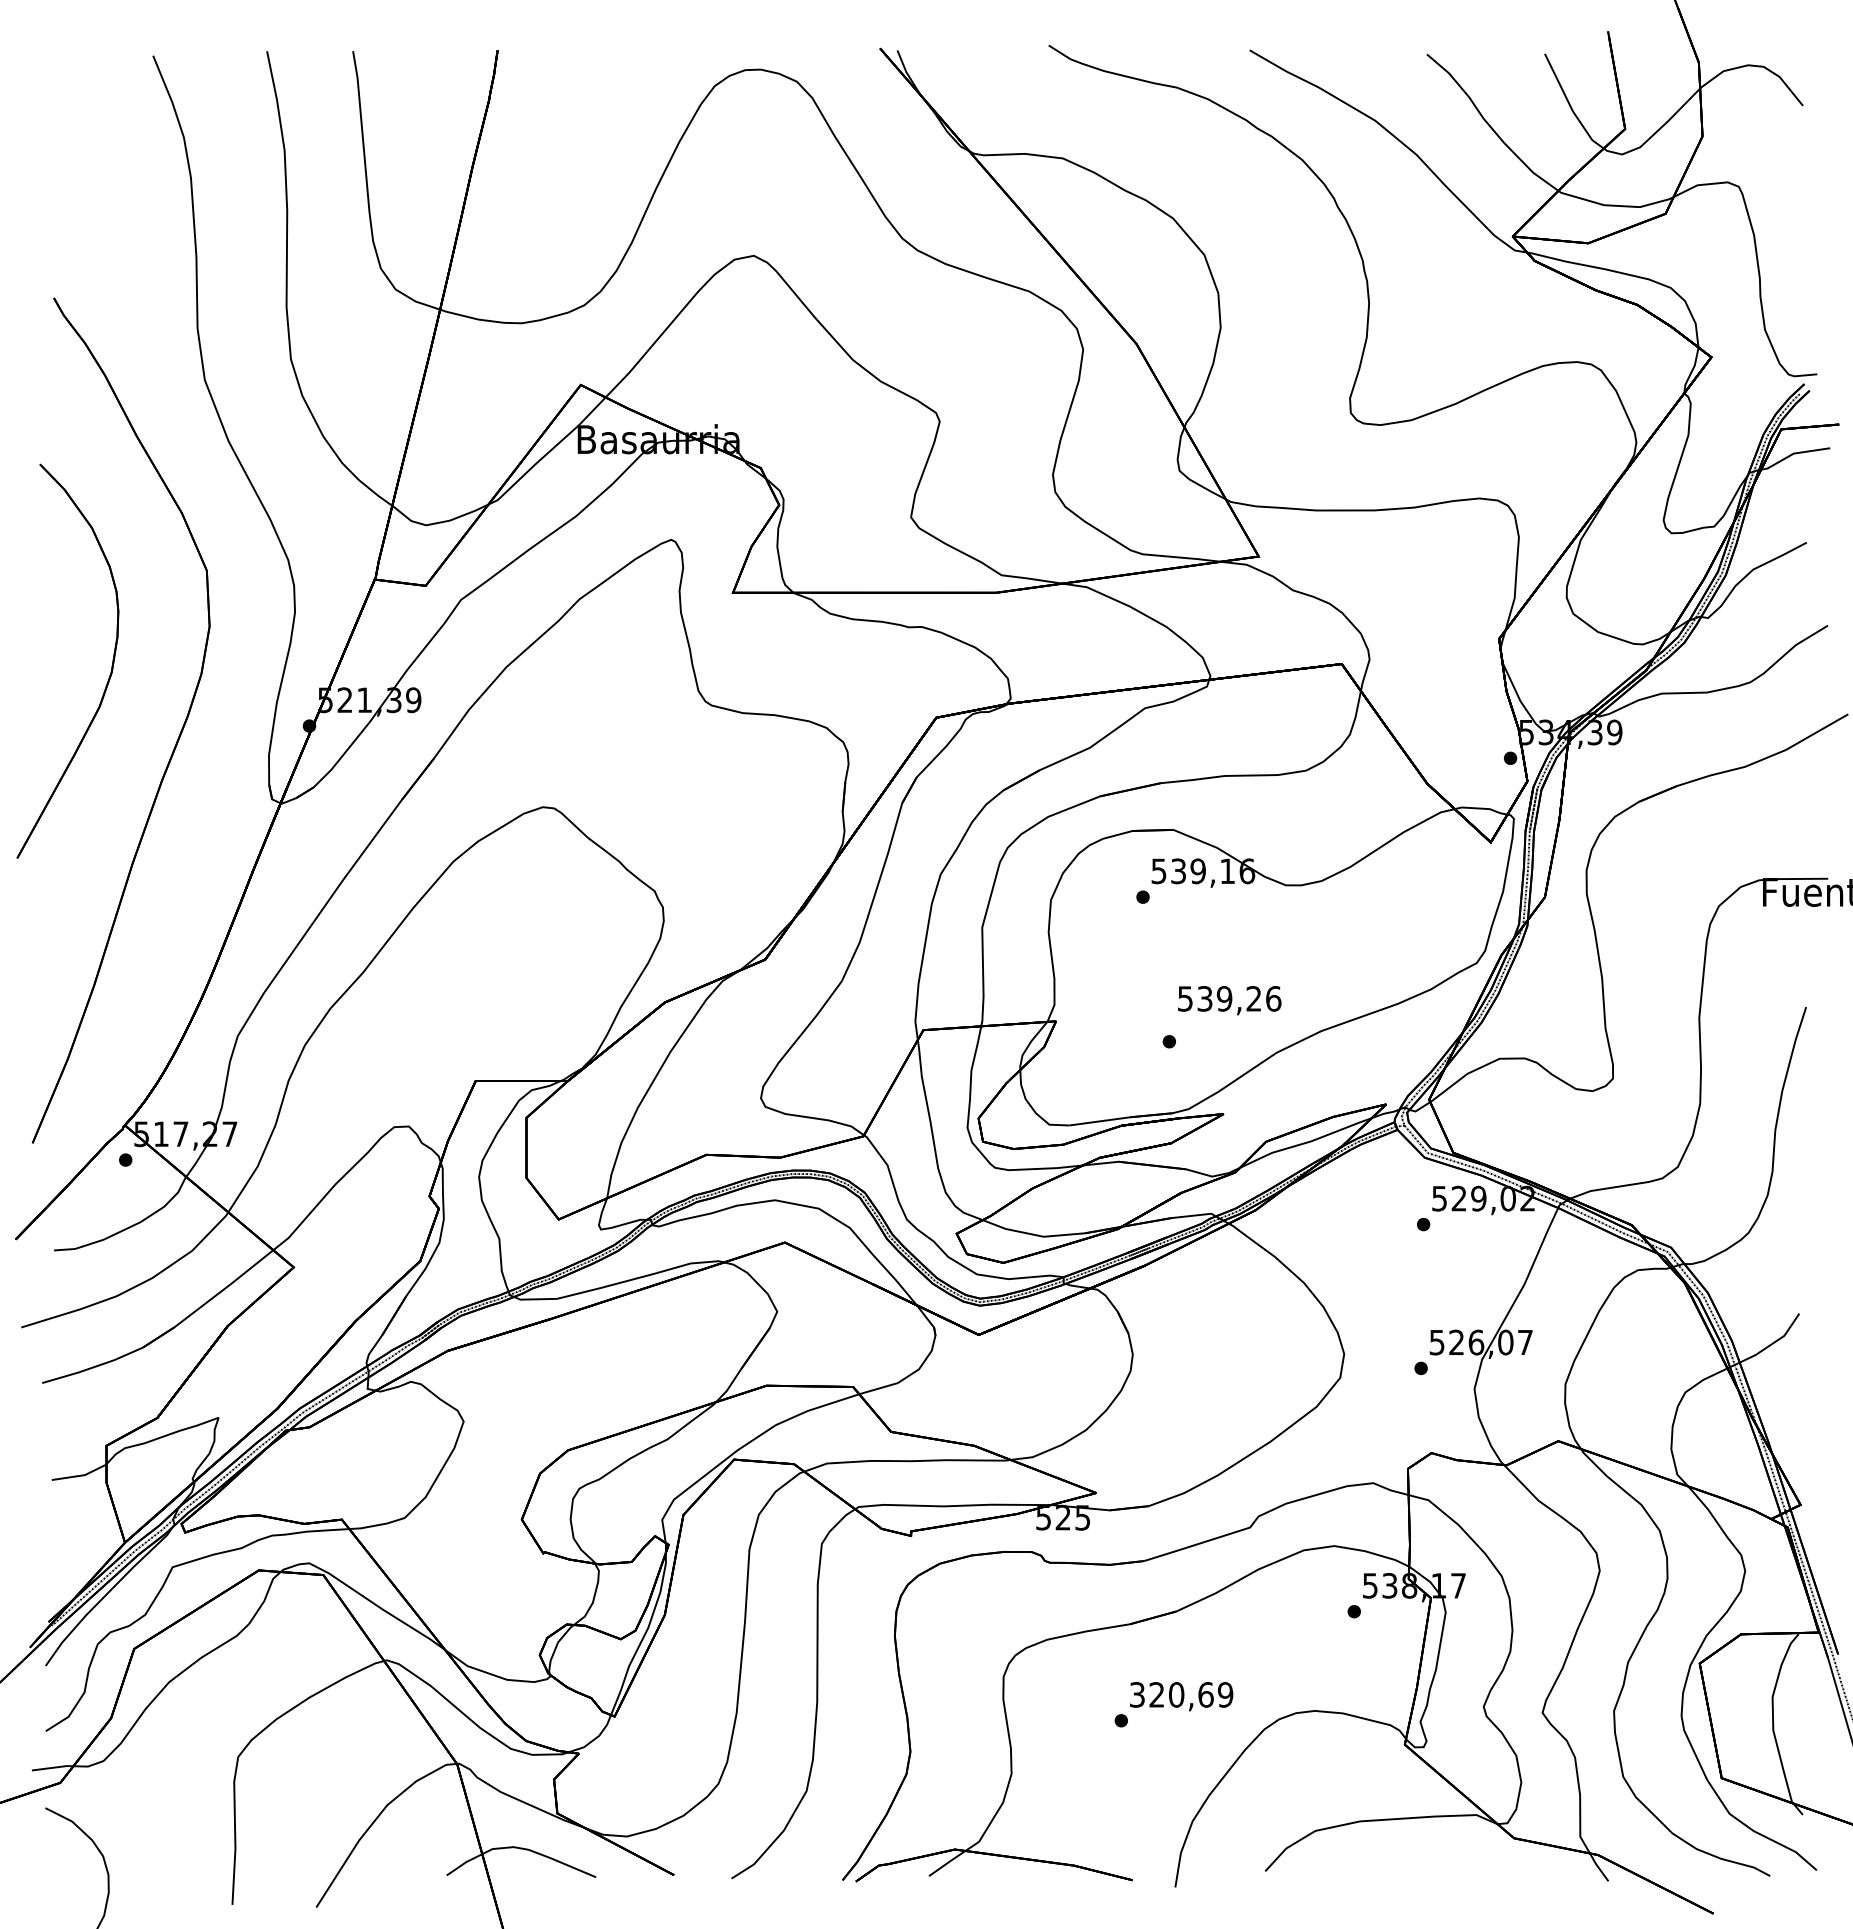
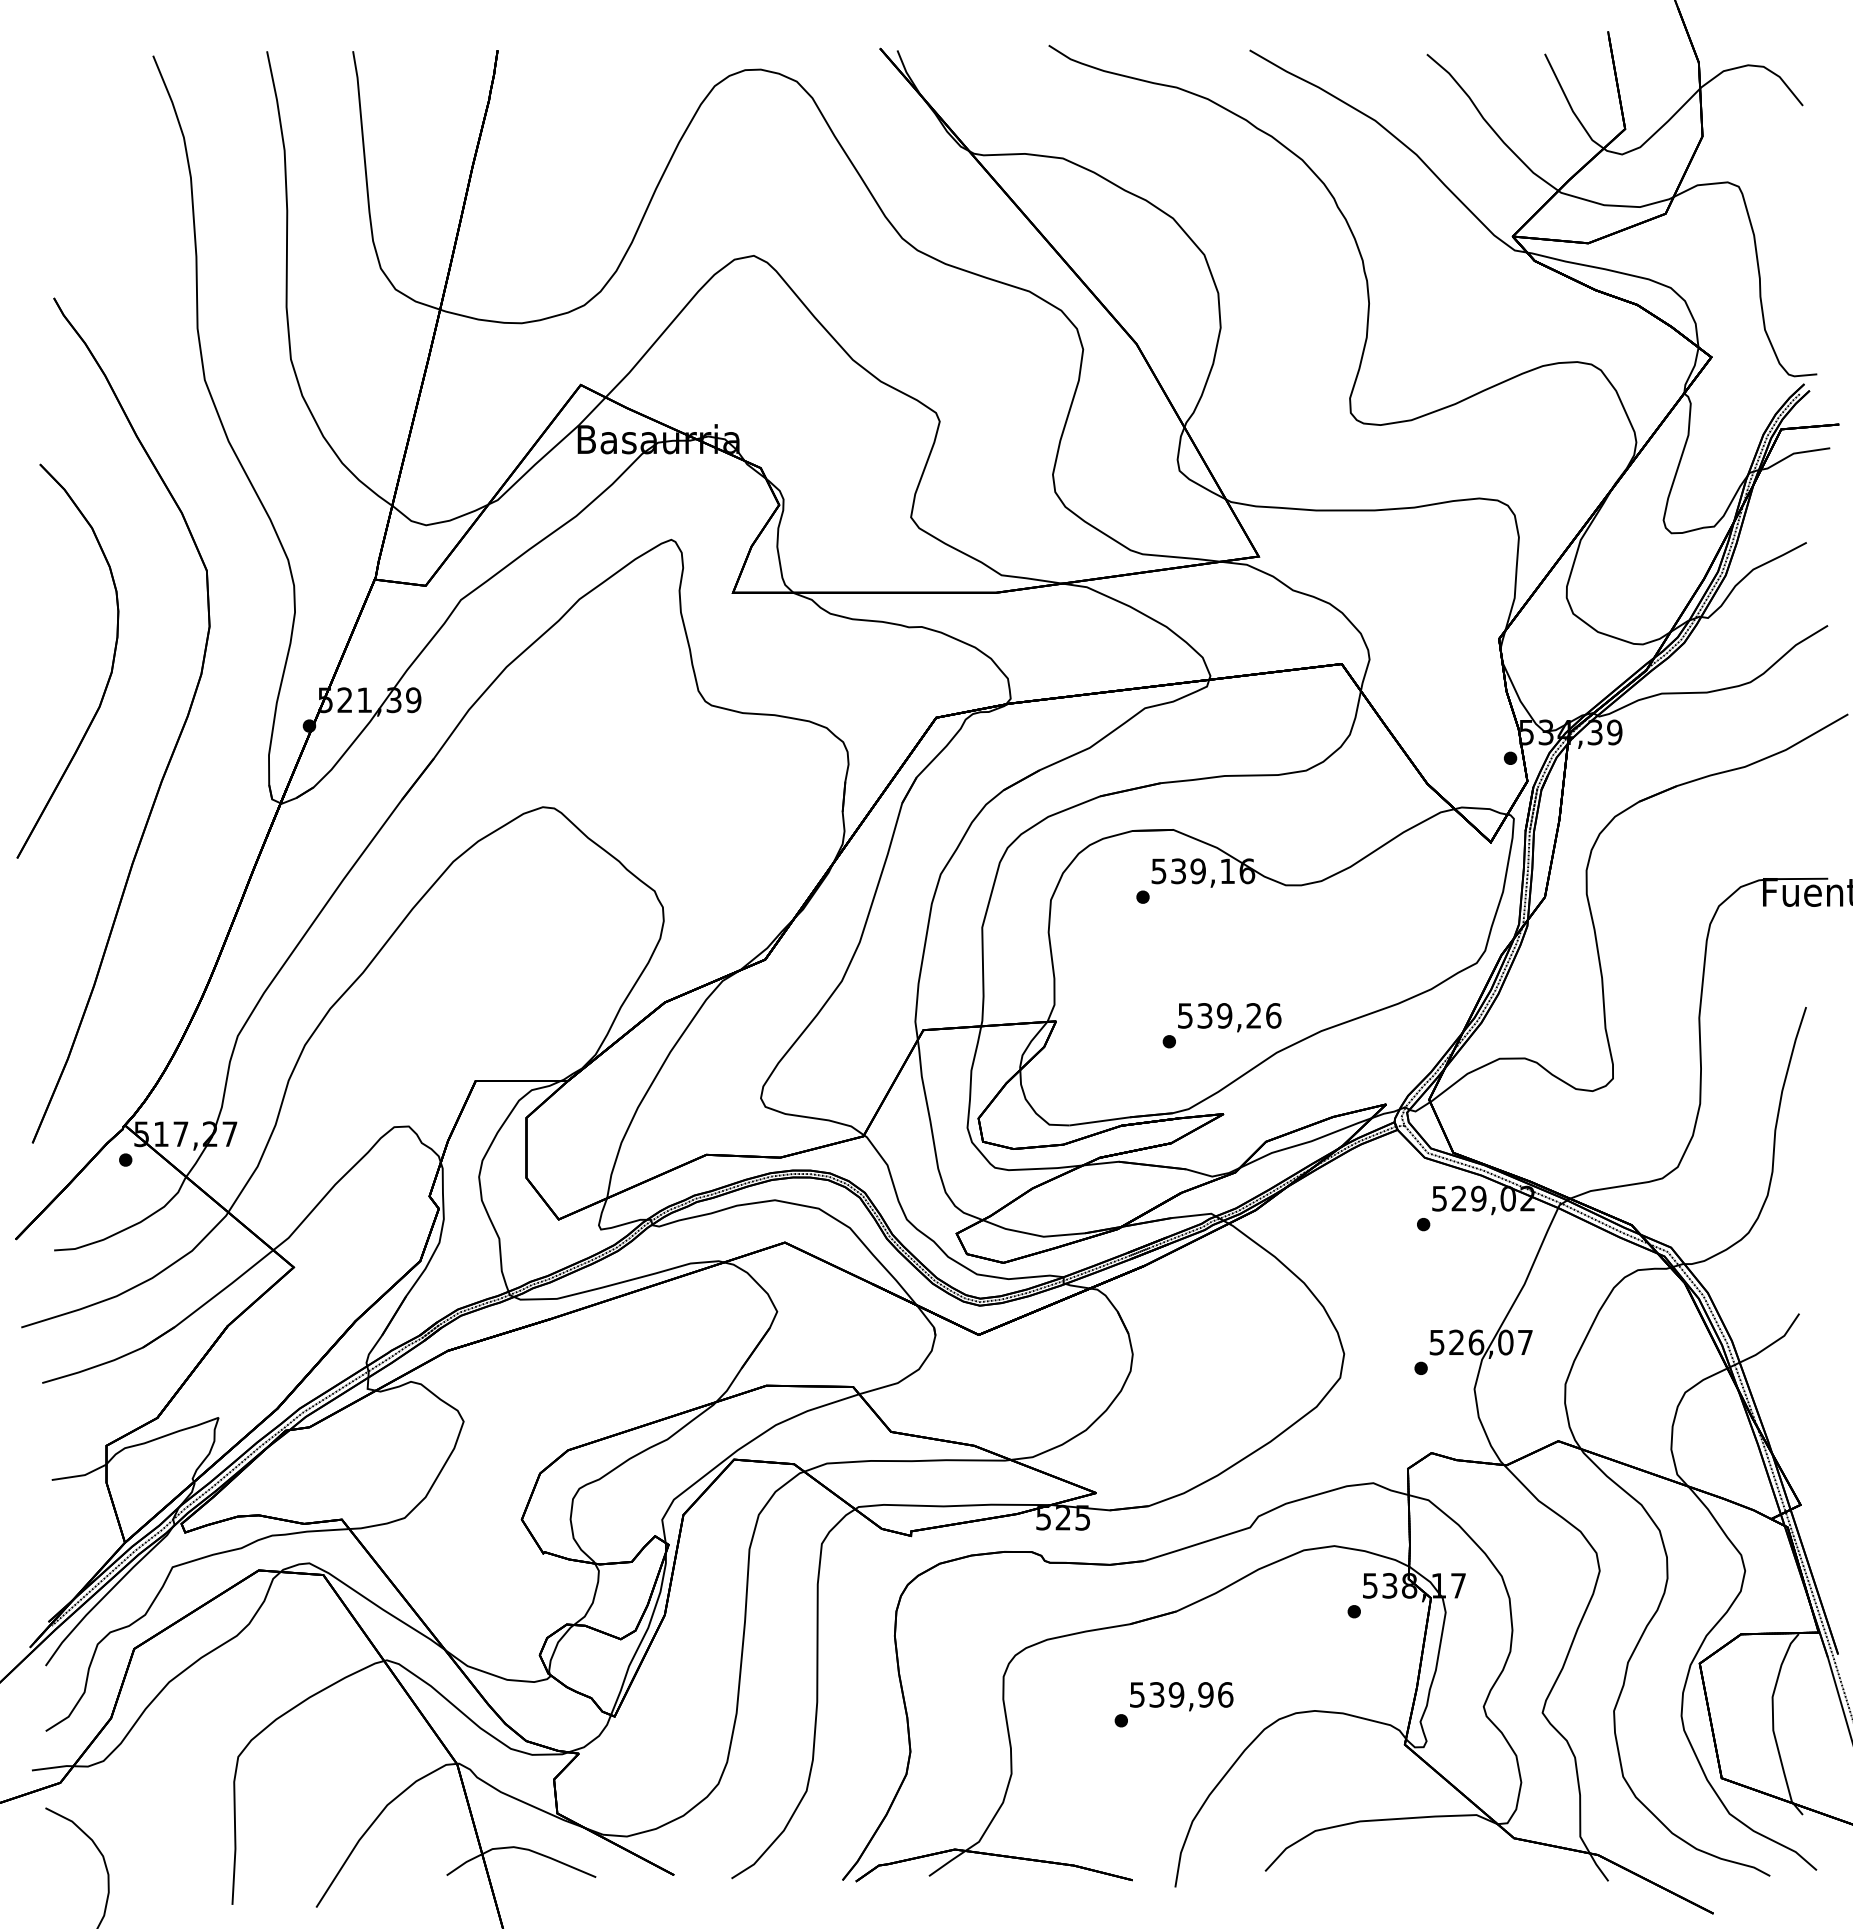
text position: (1229, 1000) -> (1229, 1017) (1229, 1017)
text: 320,69 -> 539,96 (1181, 1694)
